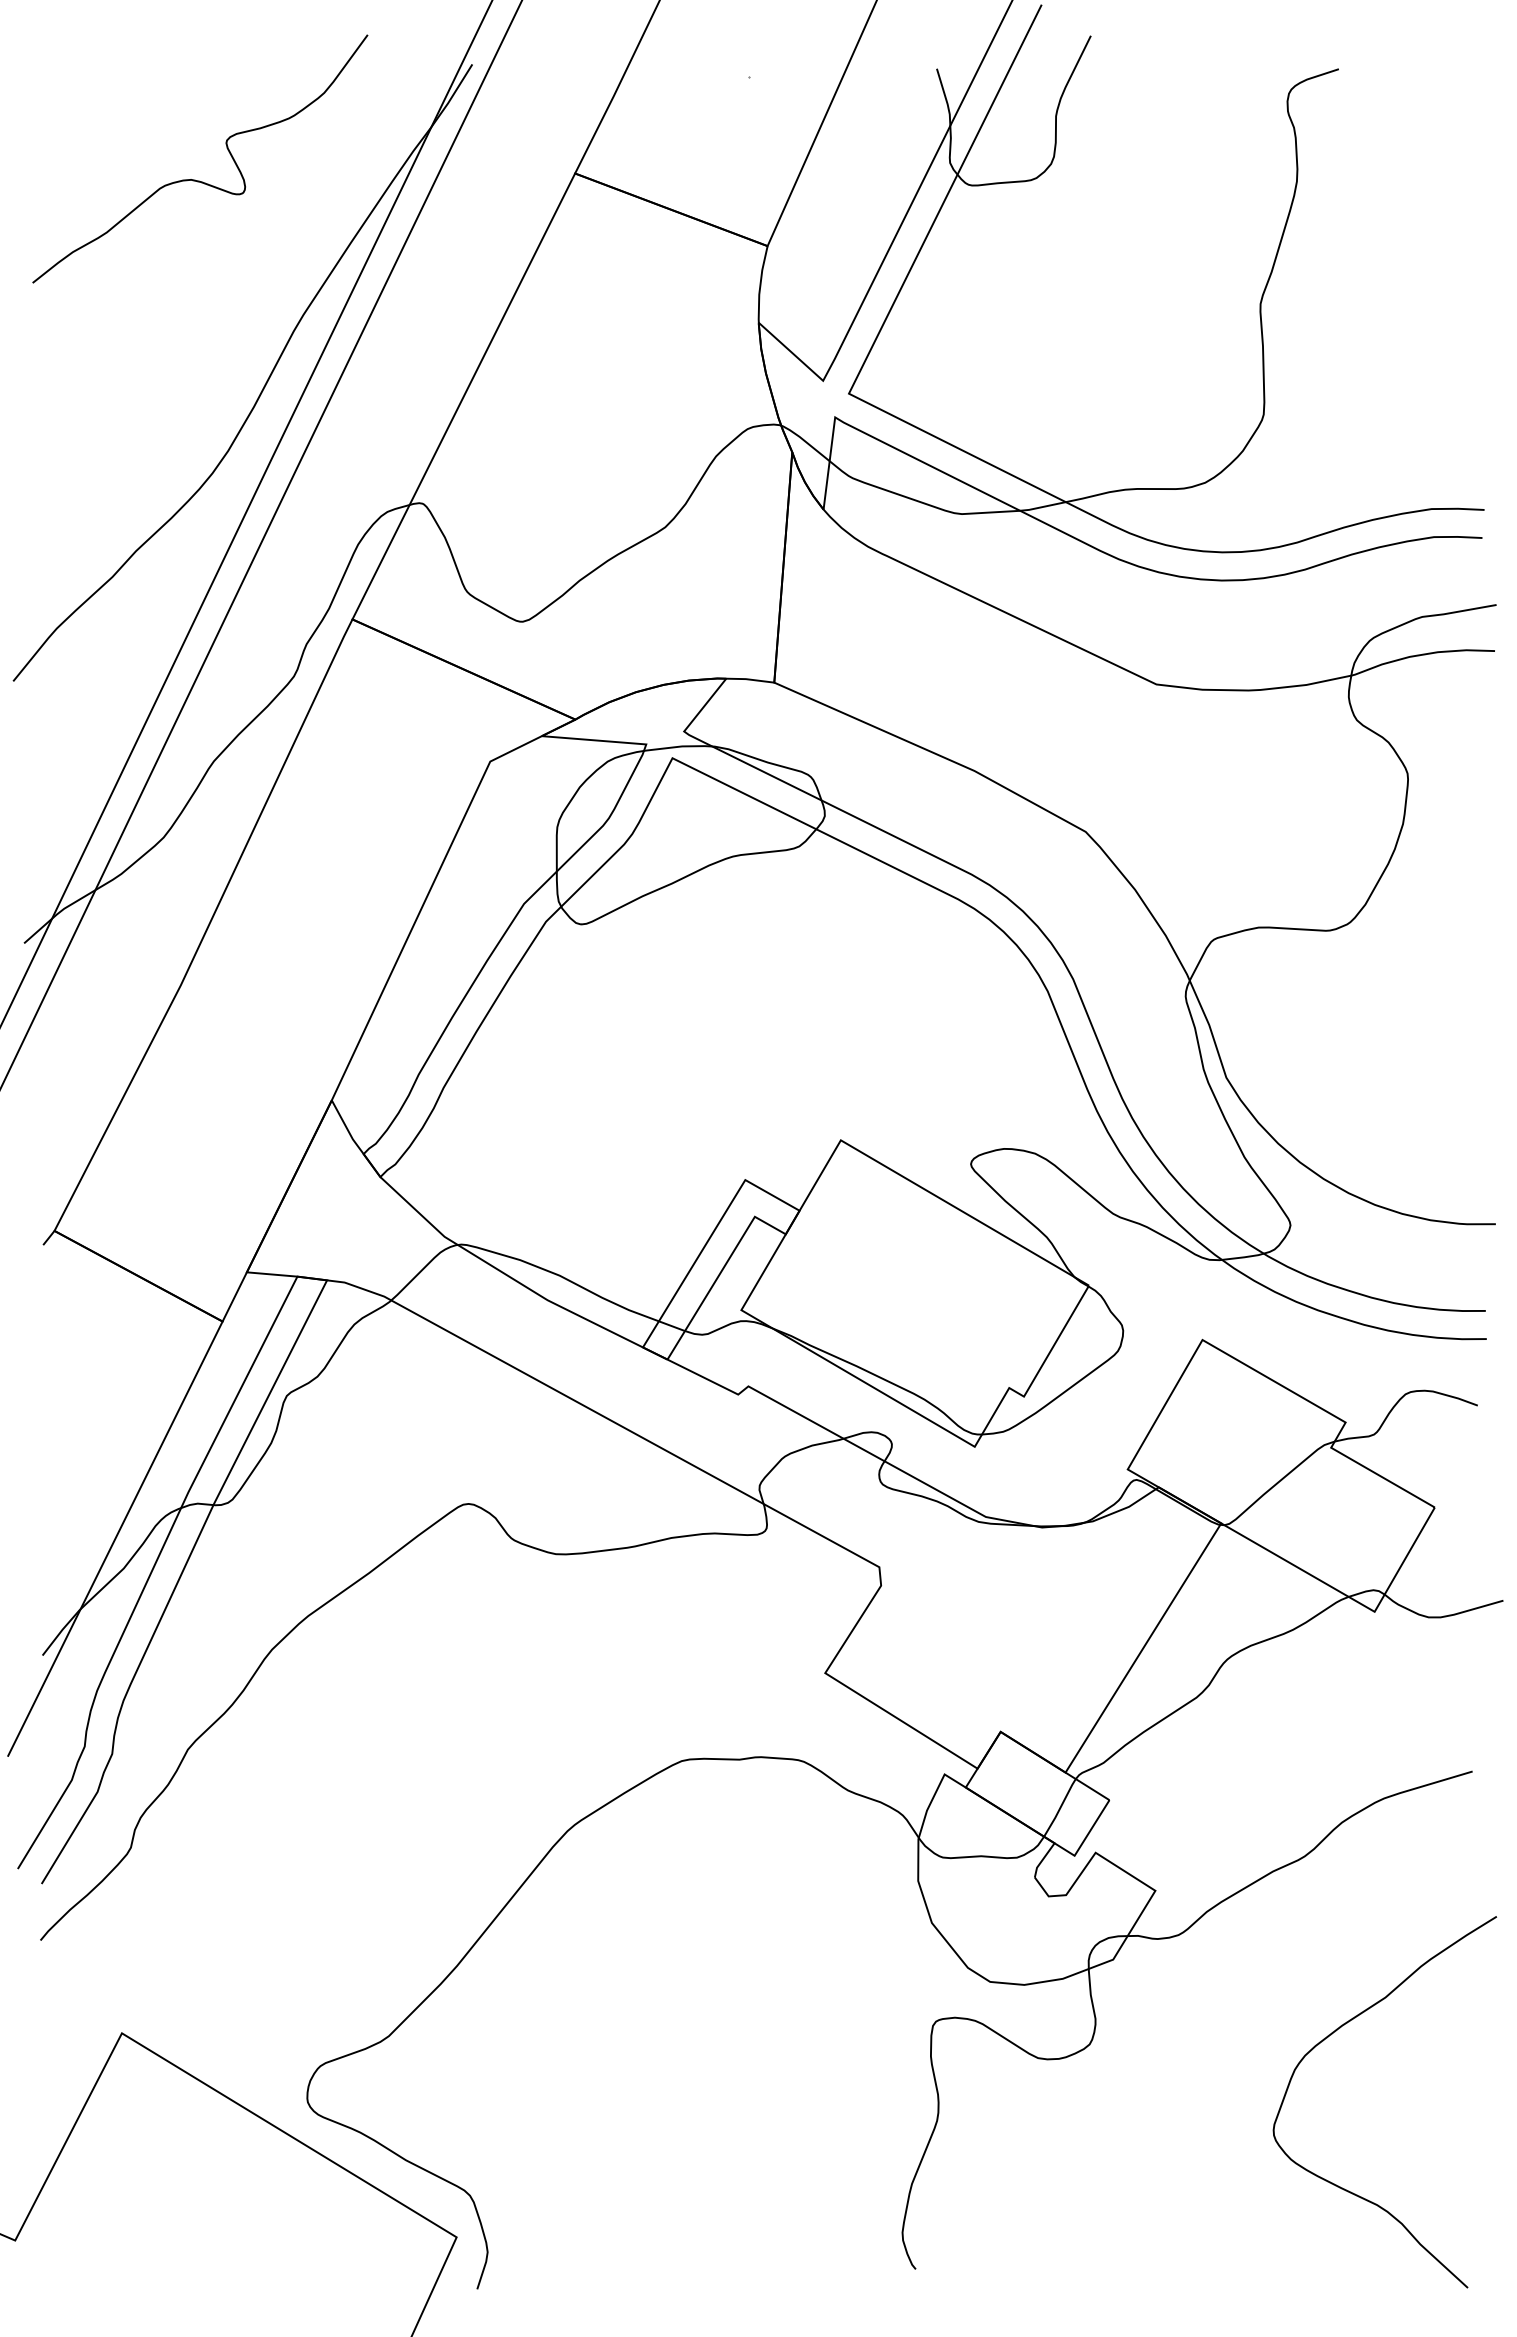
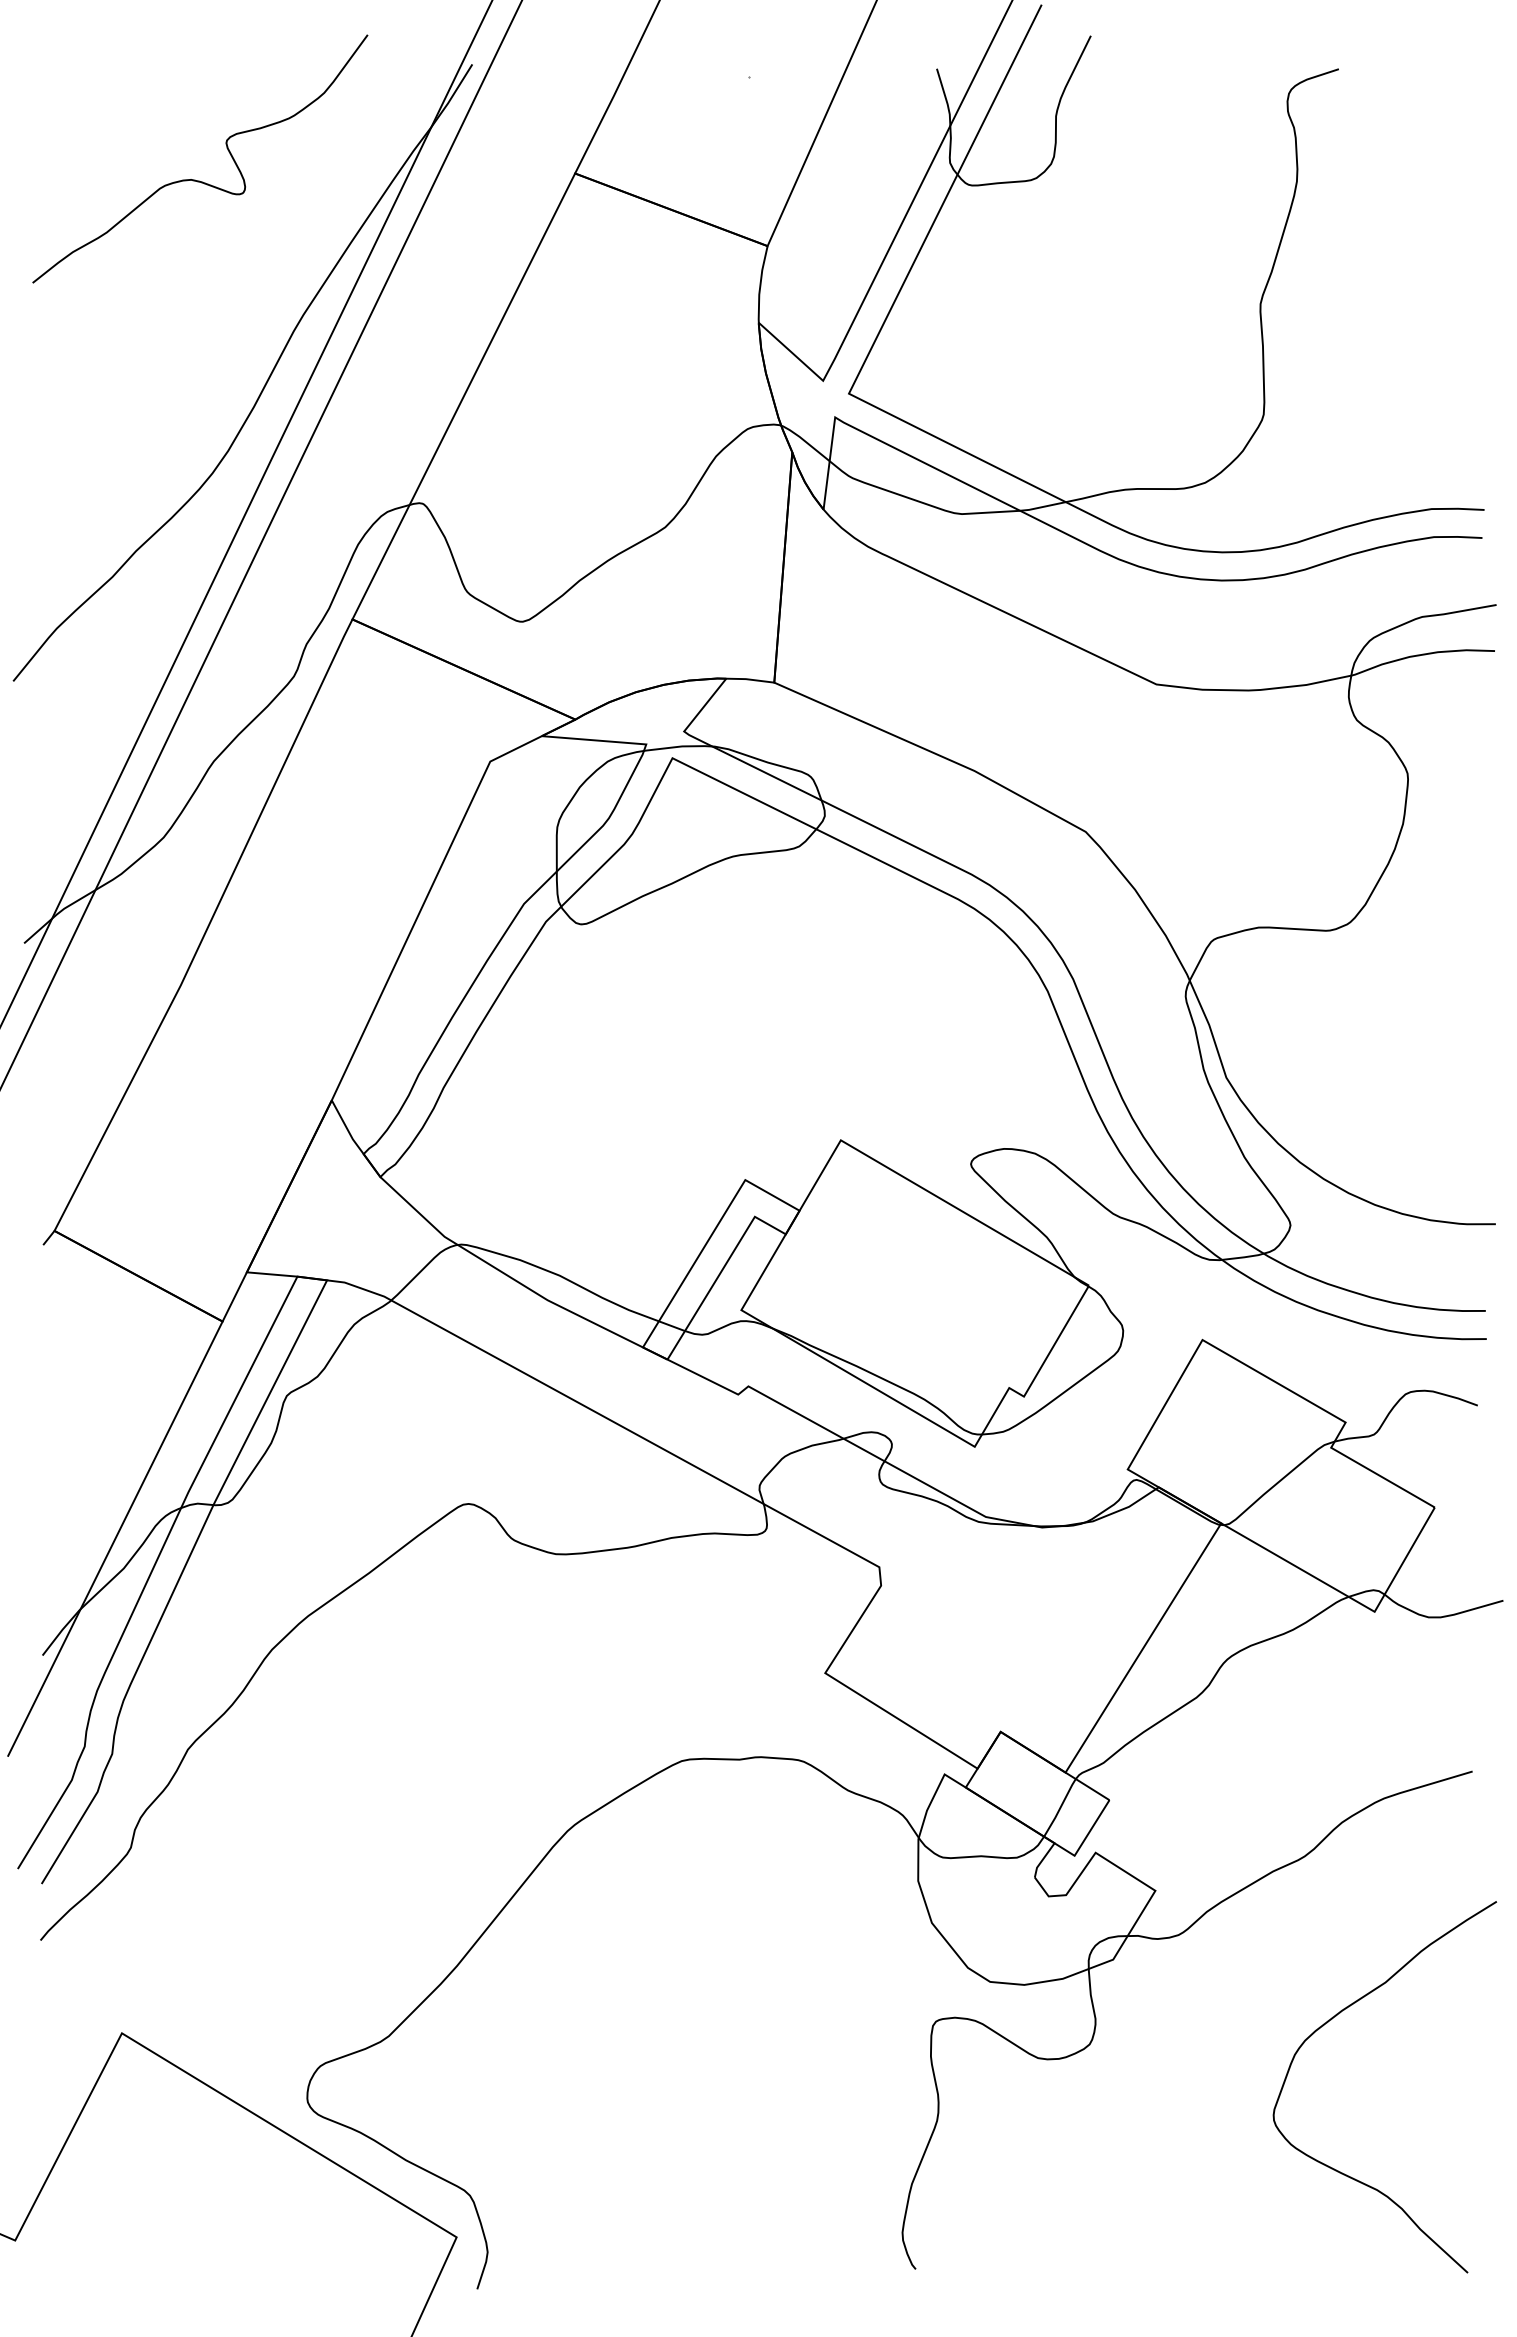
curve position: (1331, 2035) -> (1331, 2020) (1331, 2020)
